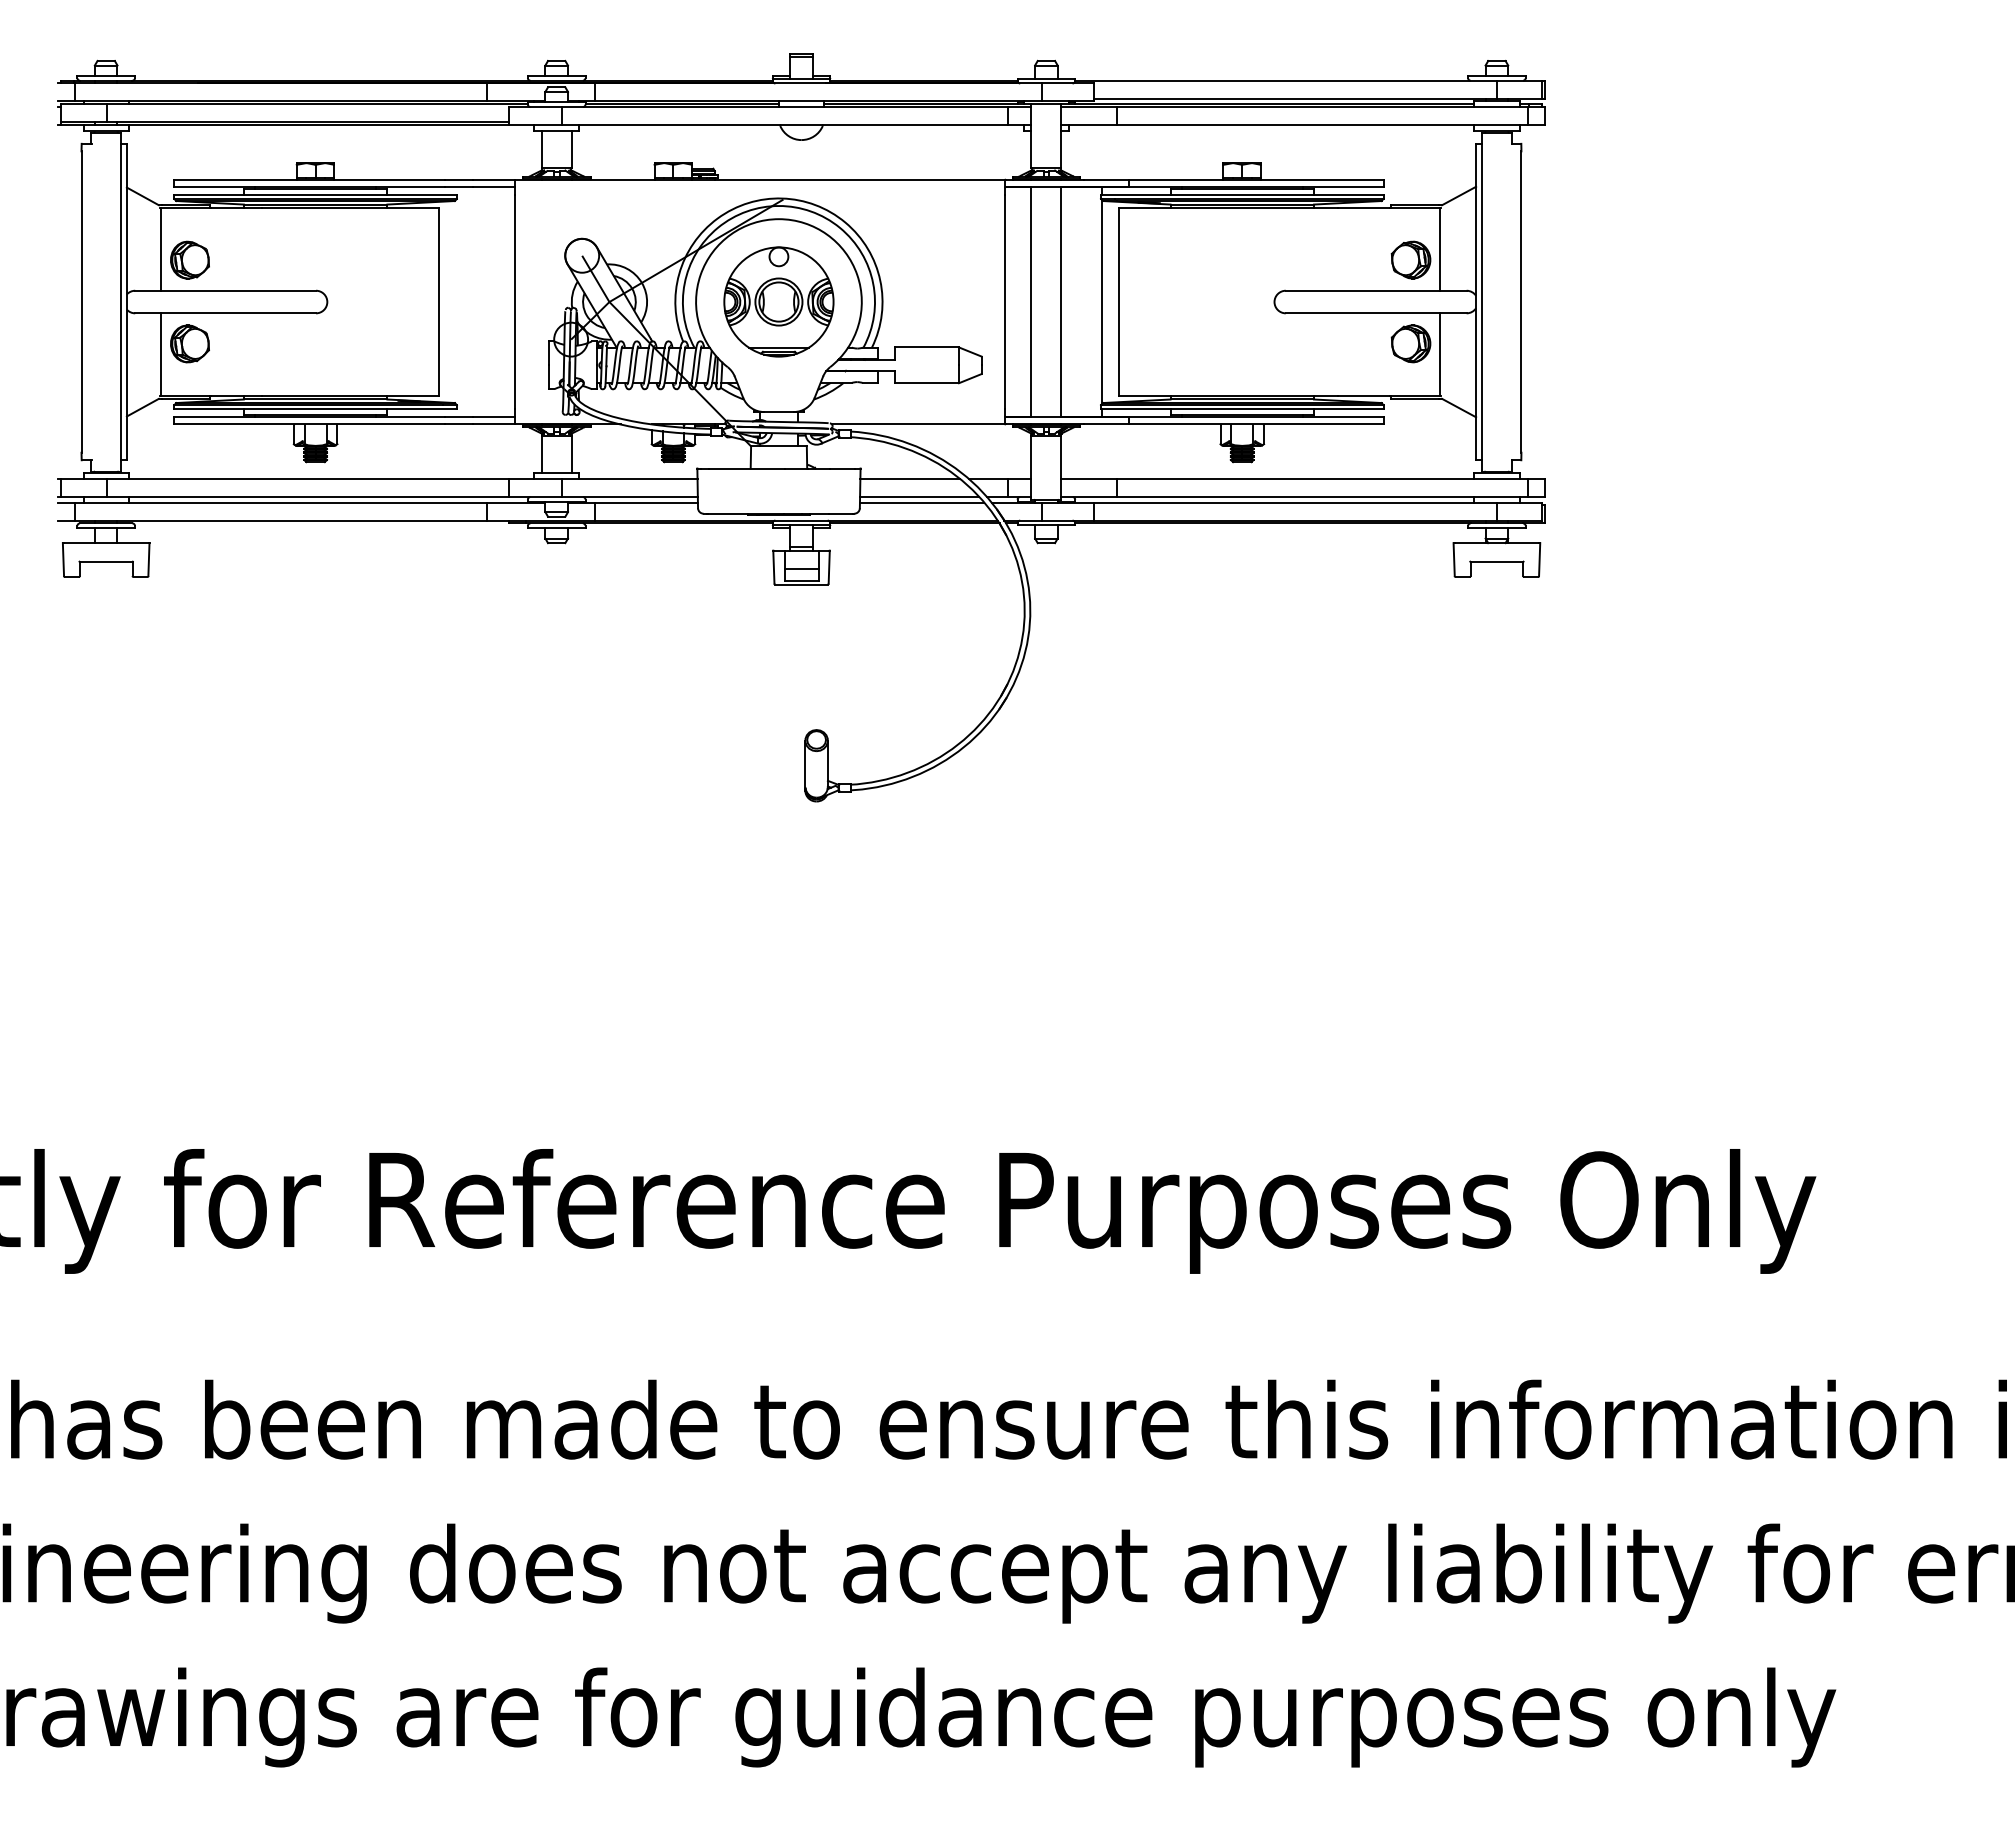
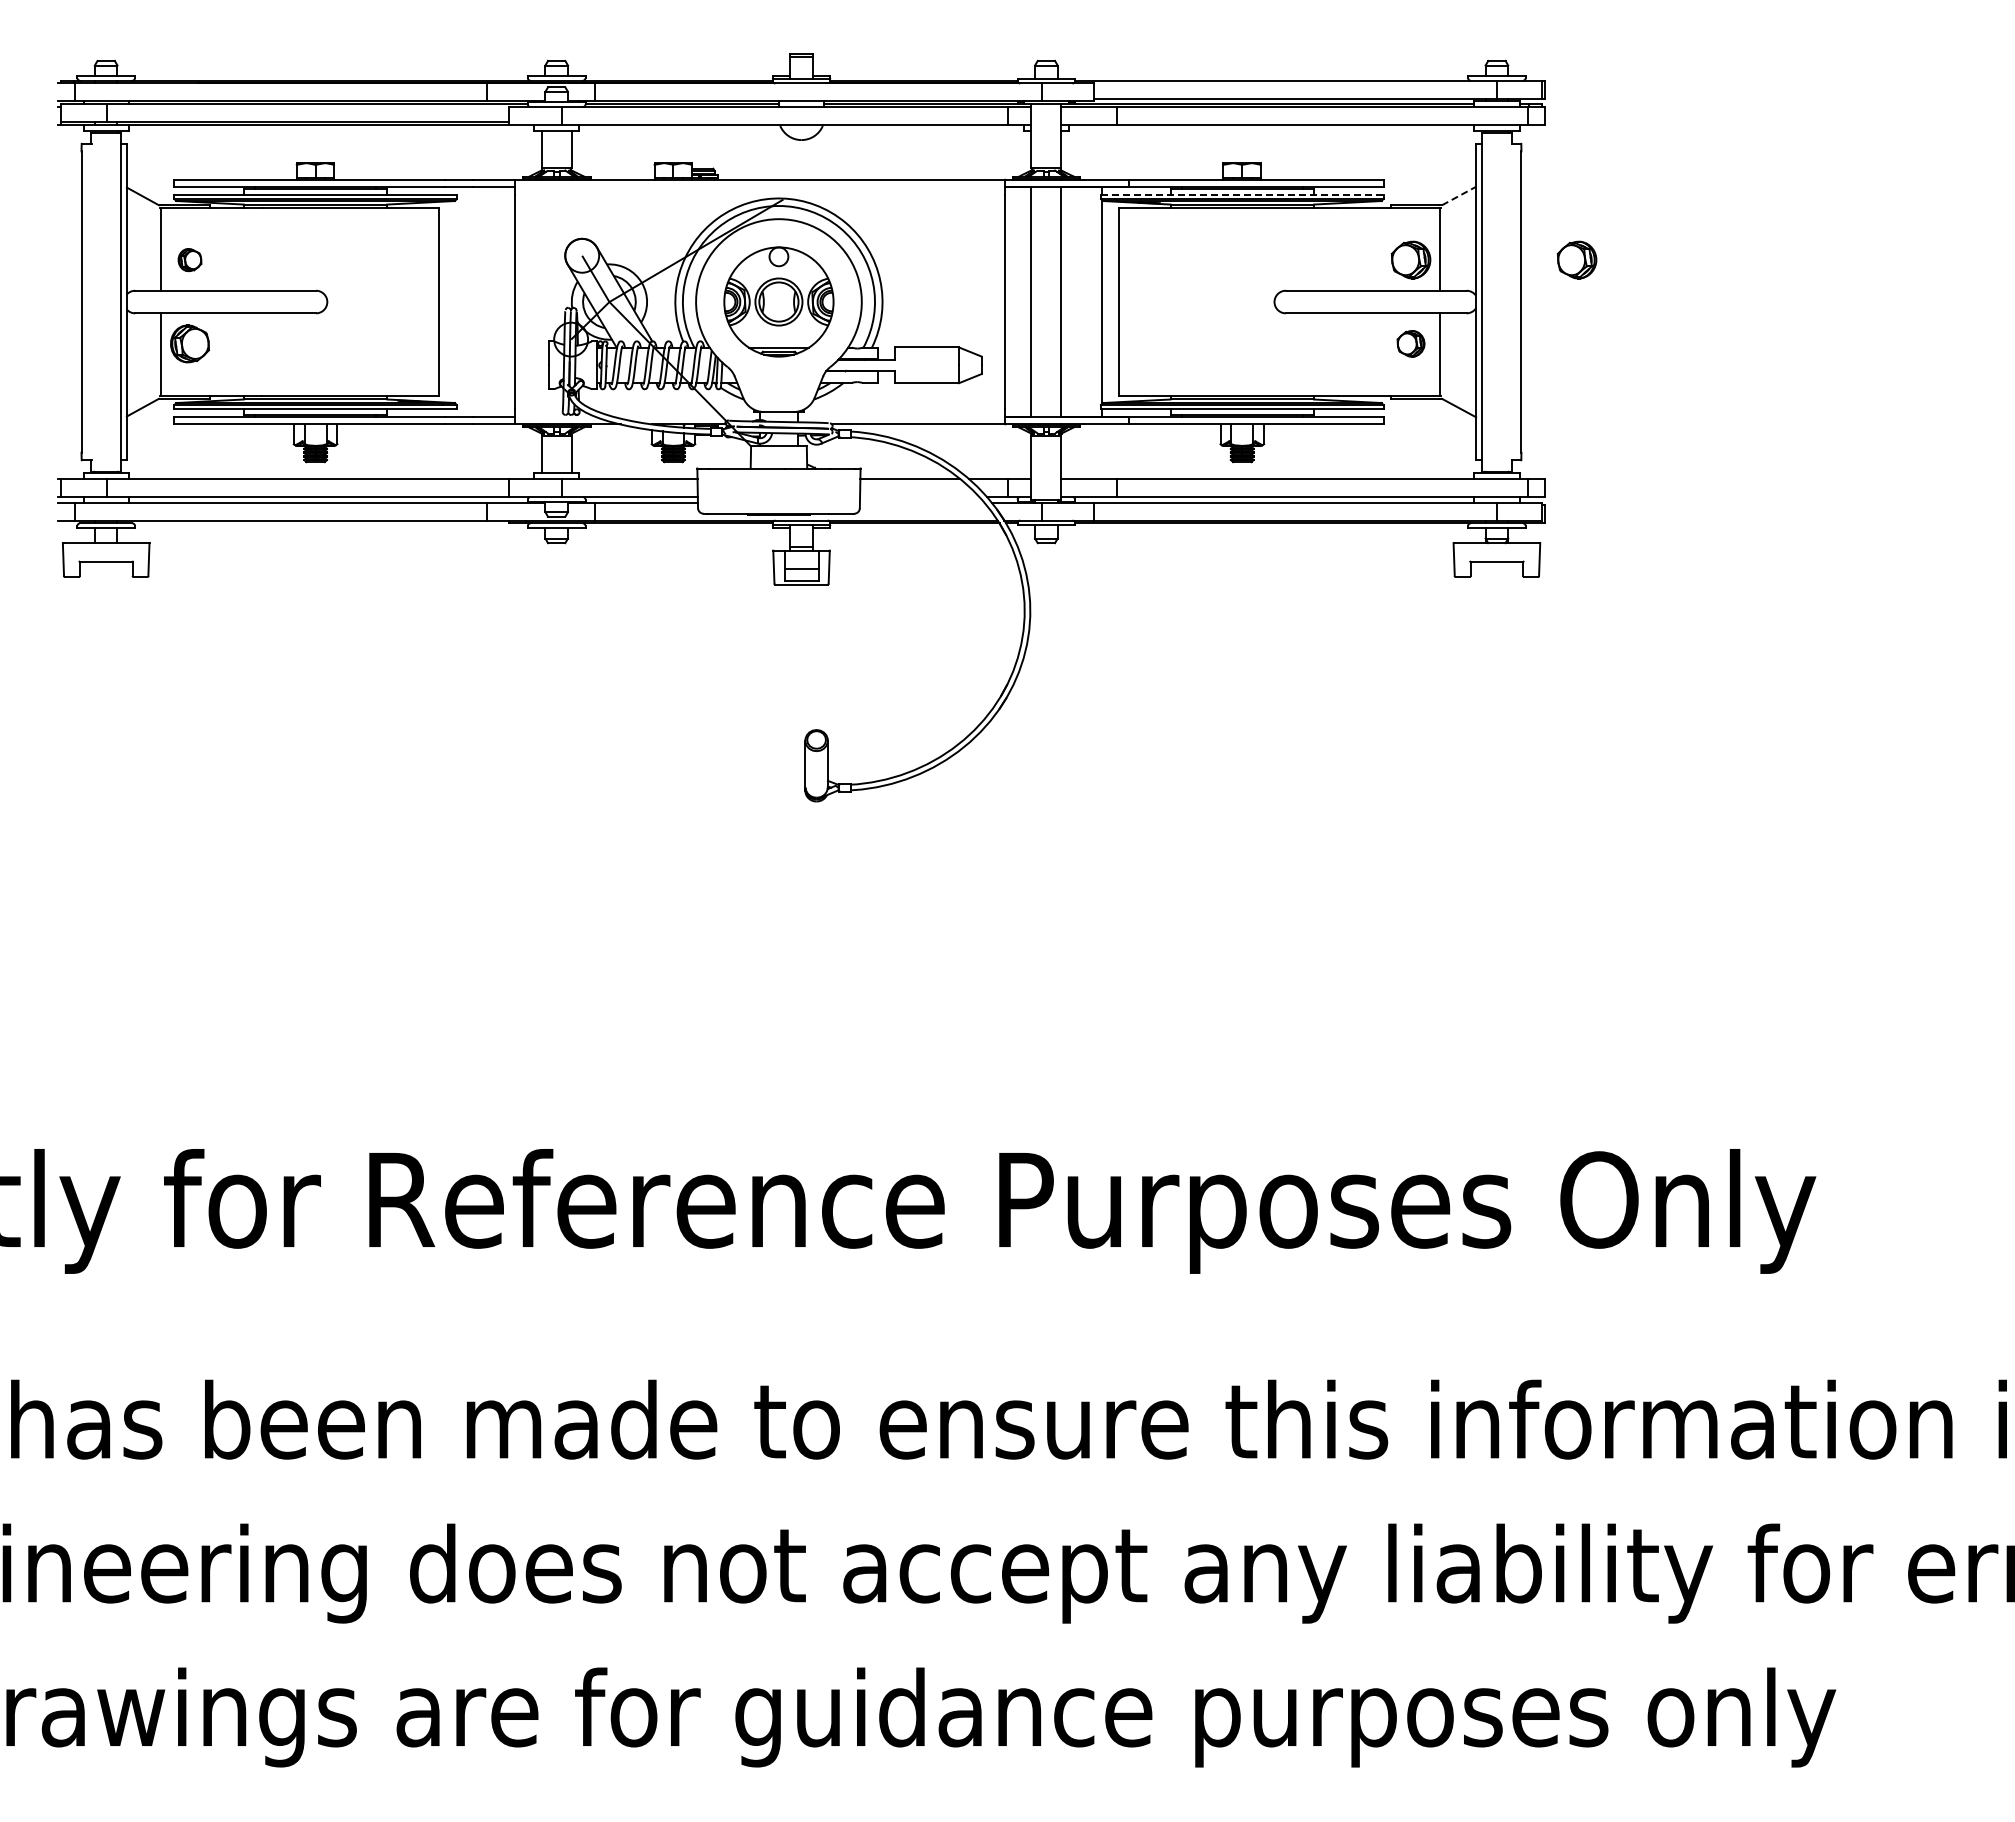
line: solid -> dashed (1242, 194)
line: solid -> dashed (1459, 195)
part size: 40x40 px -> 26x25 px (189, 260)
part: none -> present (1576, 259)
part size: 42x40 px -> 30x28 px (1410, 343)
line: present -> none (919, 497)
line: present -> none (921, 502)
